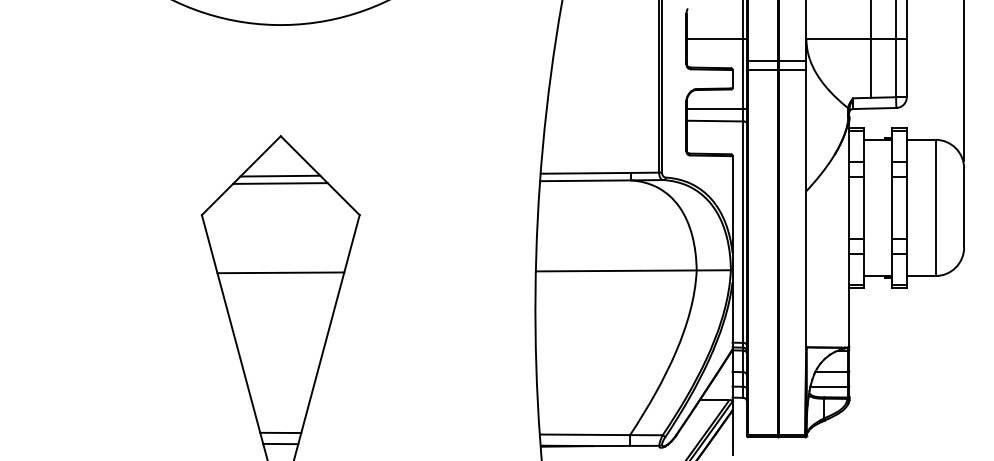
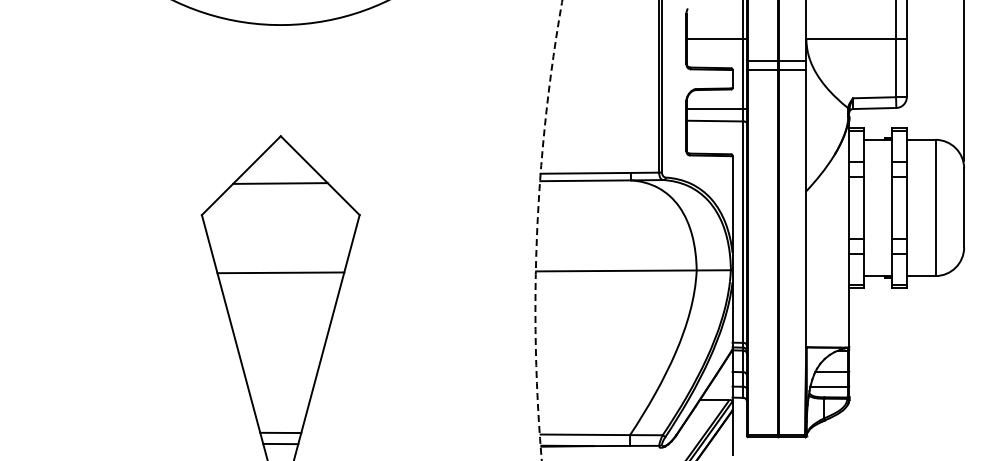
line: present -> none (870, 49)
line: present -> none (280, 175)
arc: solid -> dashed (537, 229)
